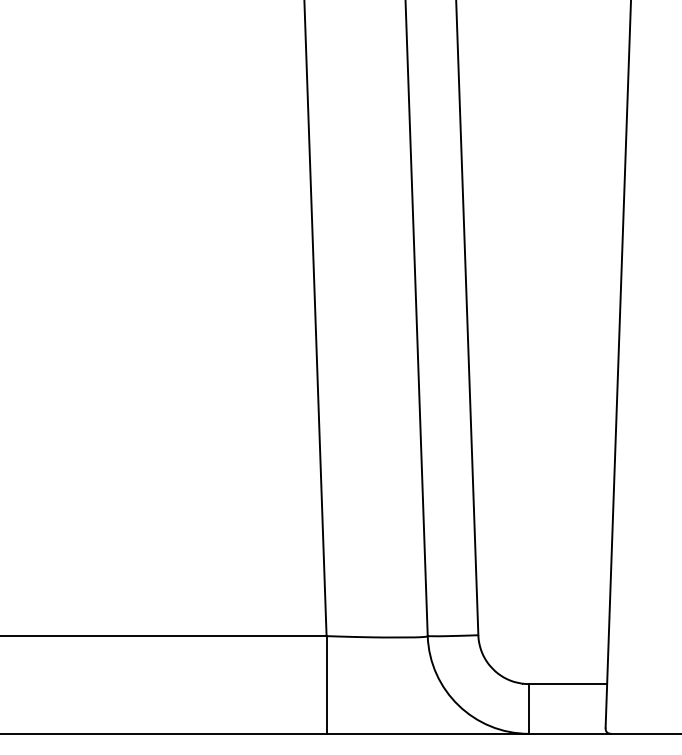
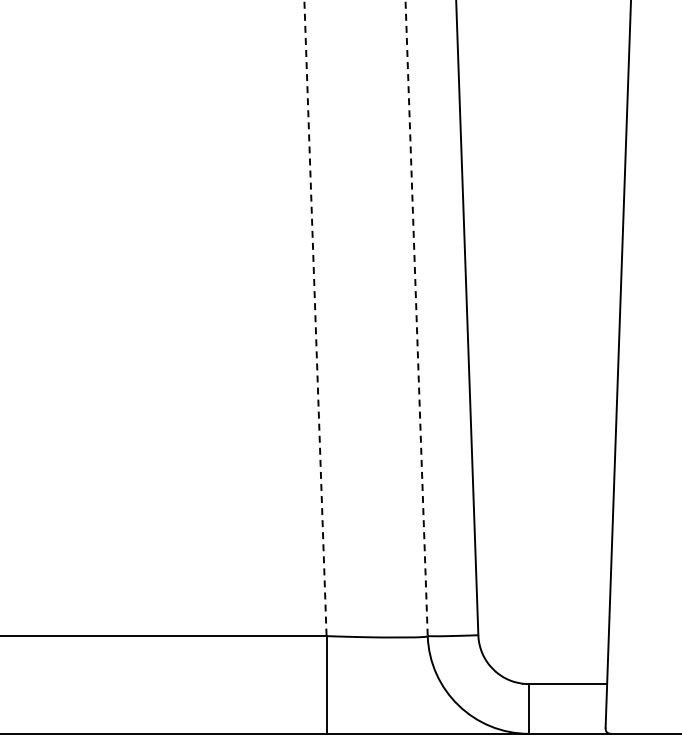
line: solid -> dashed (315, 318)
line: solid -> dashed (416, 318)
